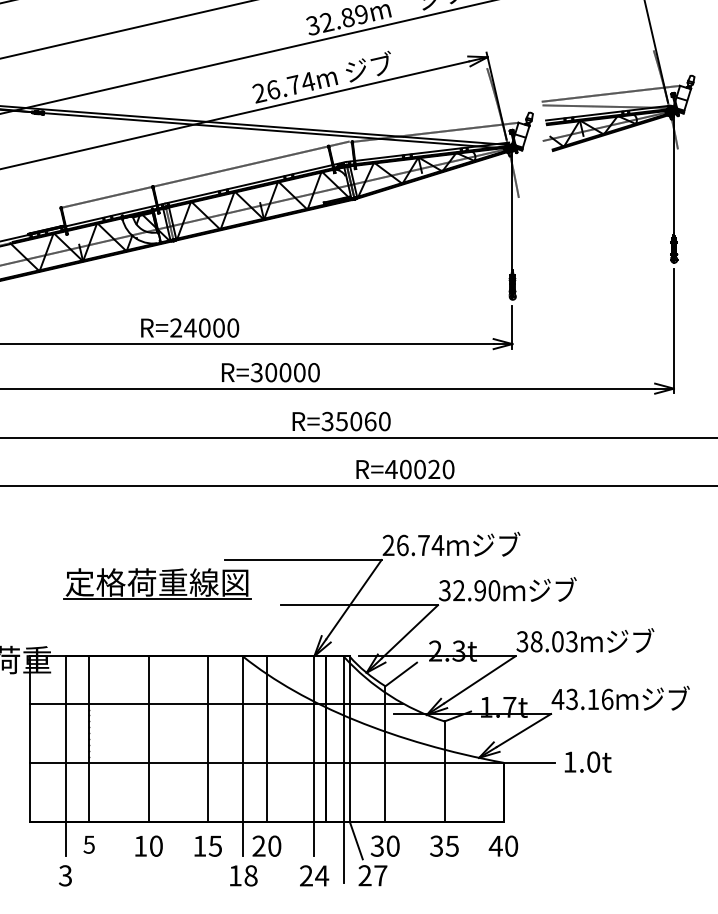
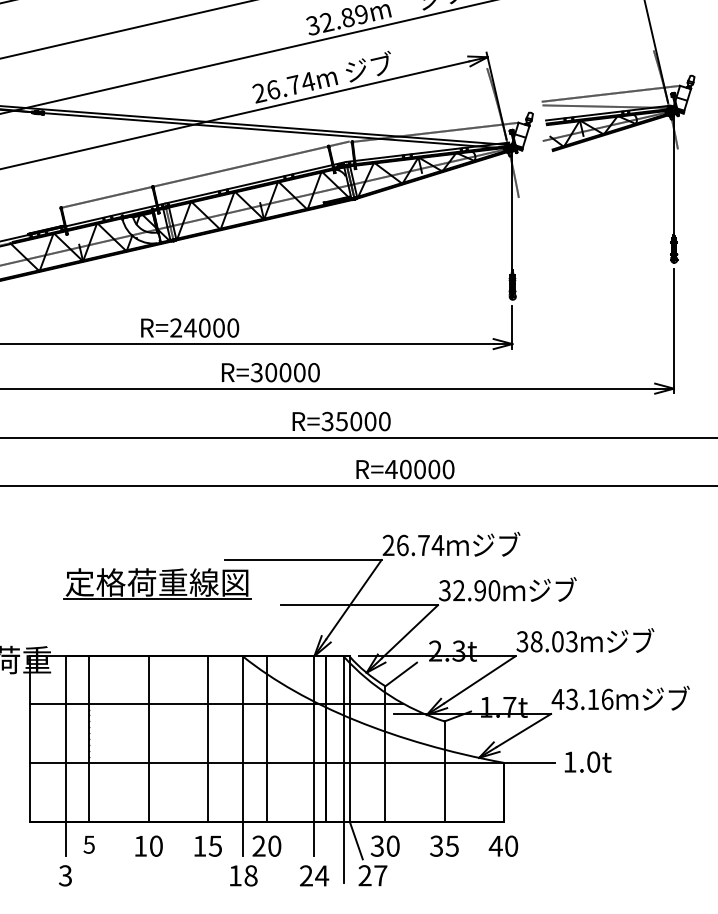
text: R=35060 -> R=35000 (370, 421)
text: R=40020 -> R=40000 (434, 469)
